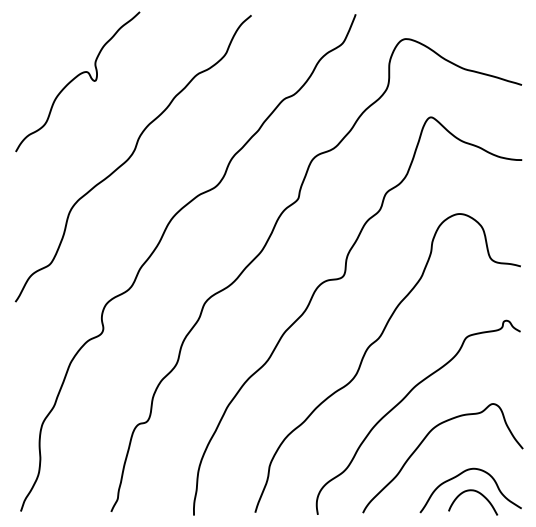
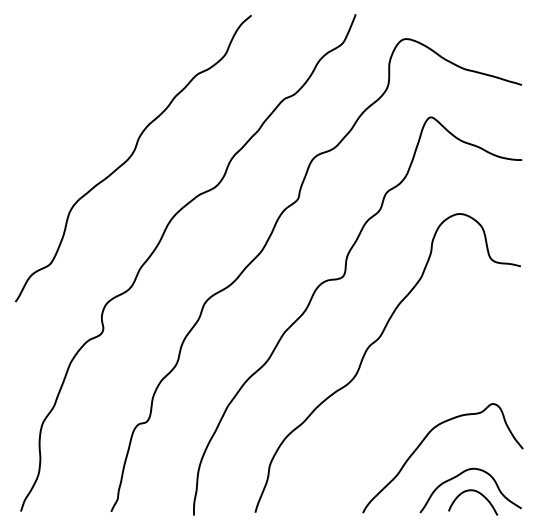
curve: present -> none (76, 78)
curve: present -> none (402, 401)
